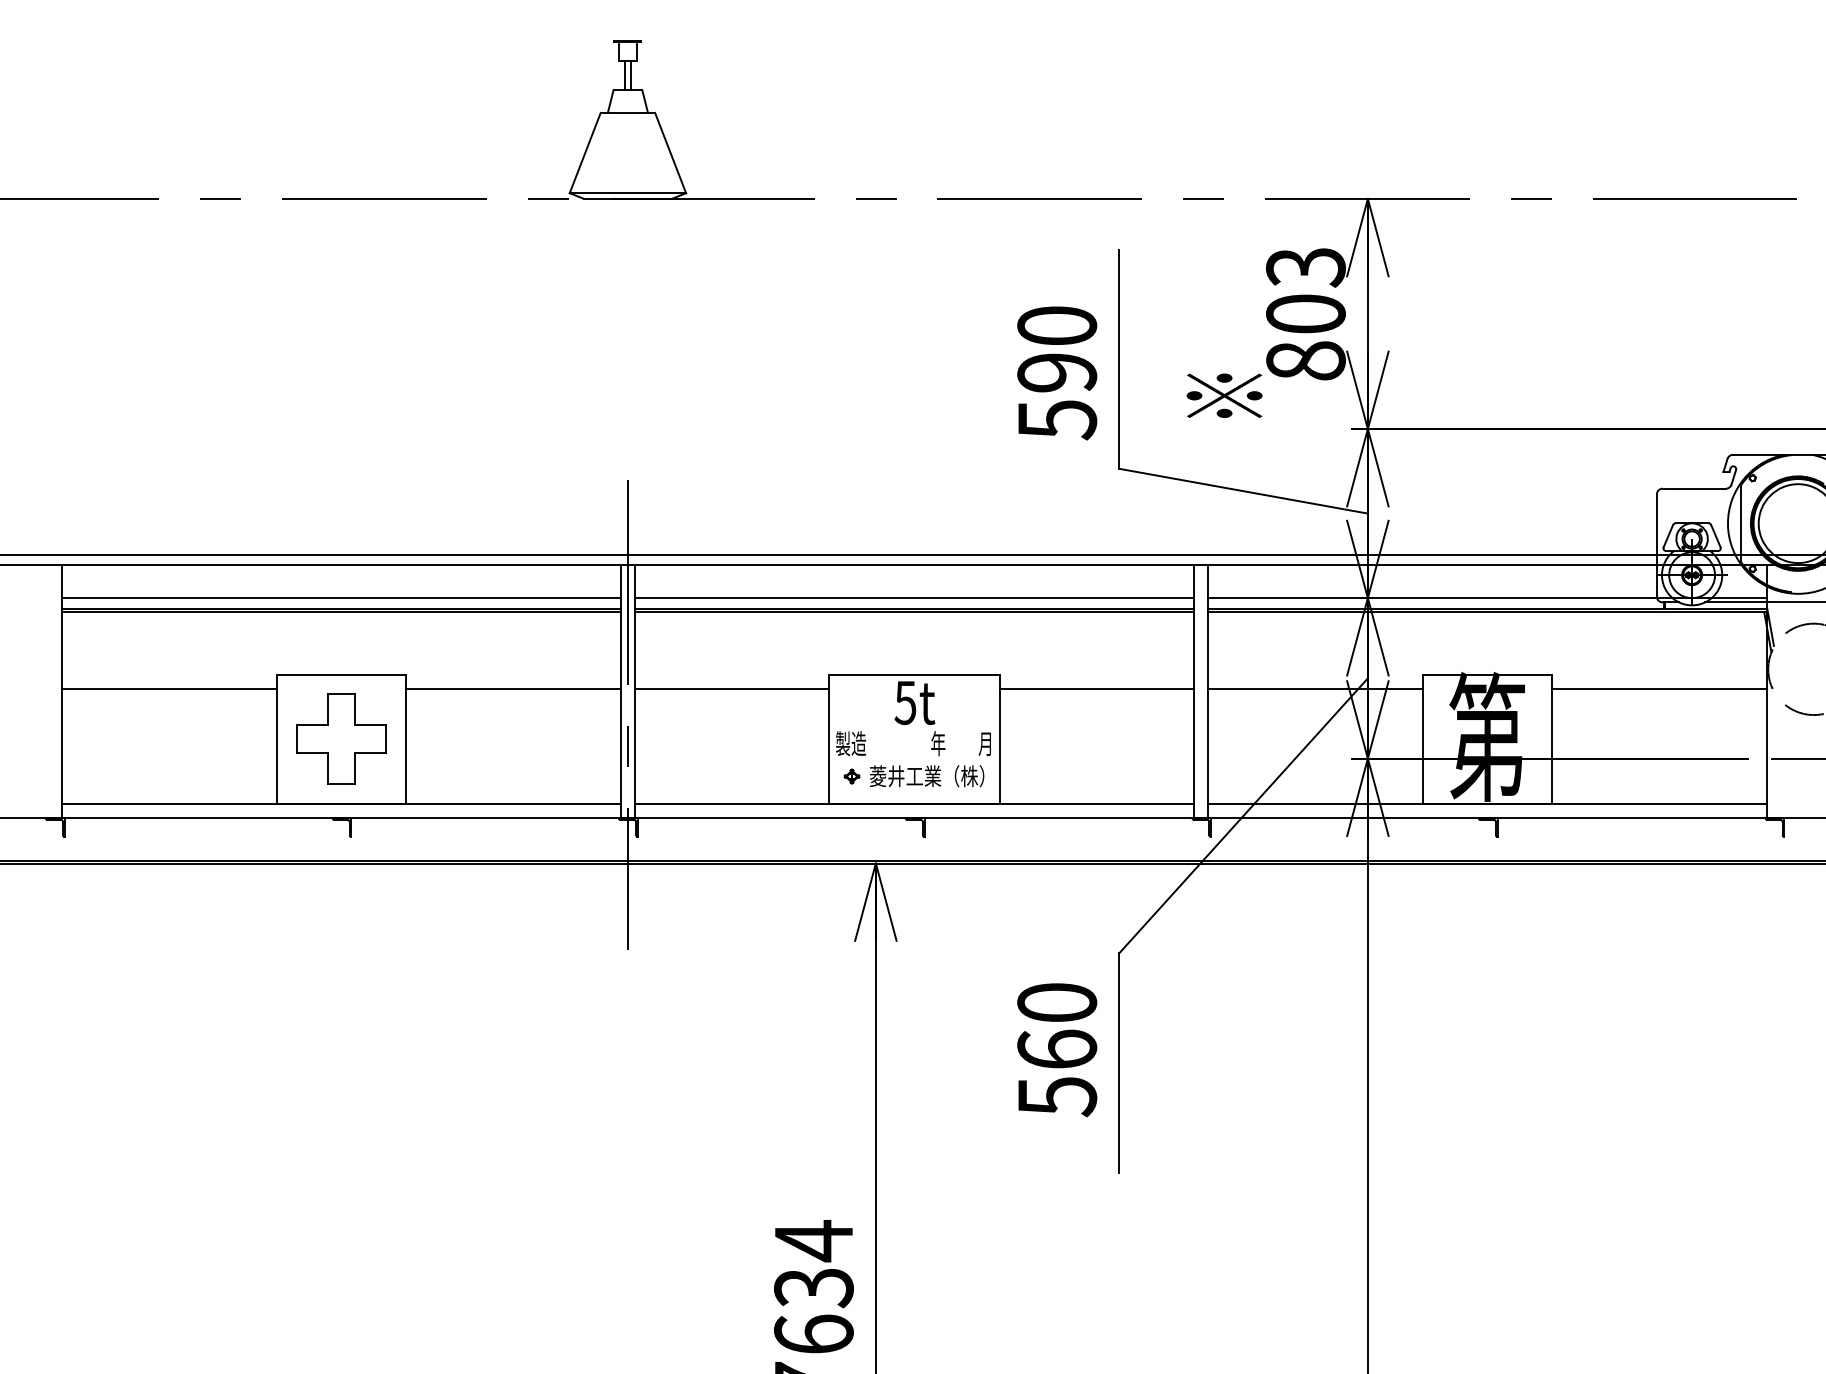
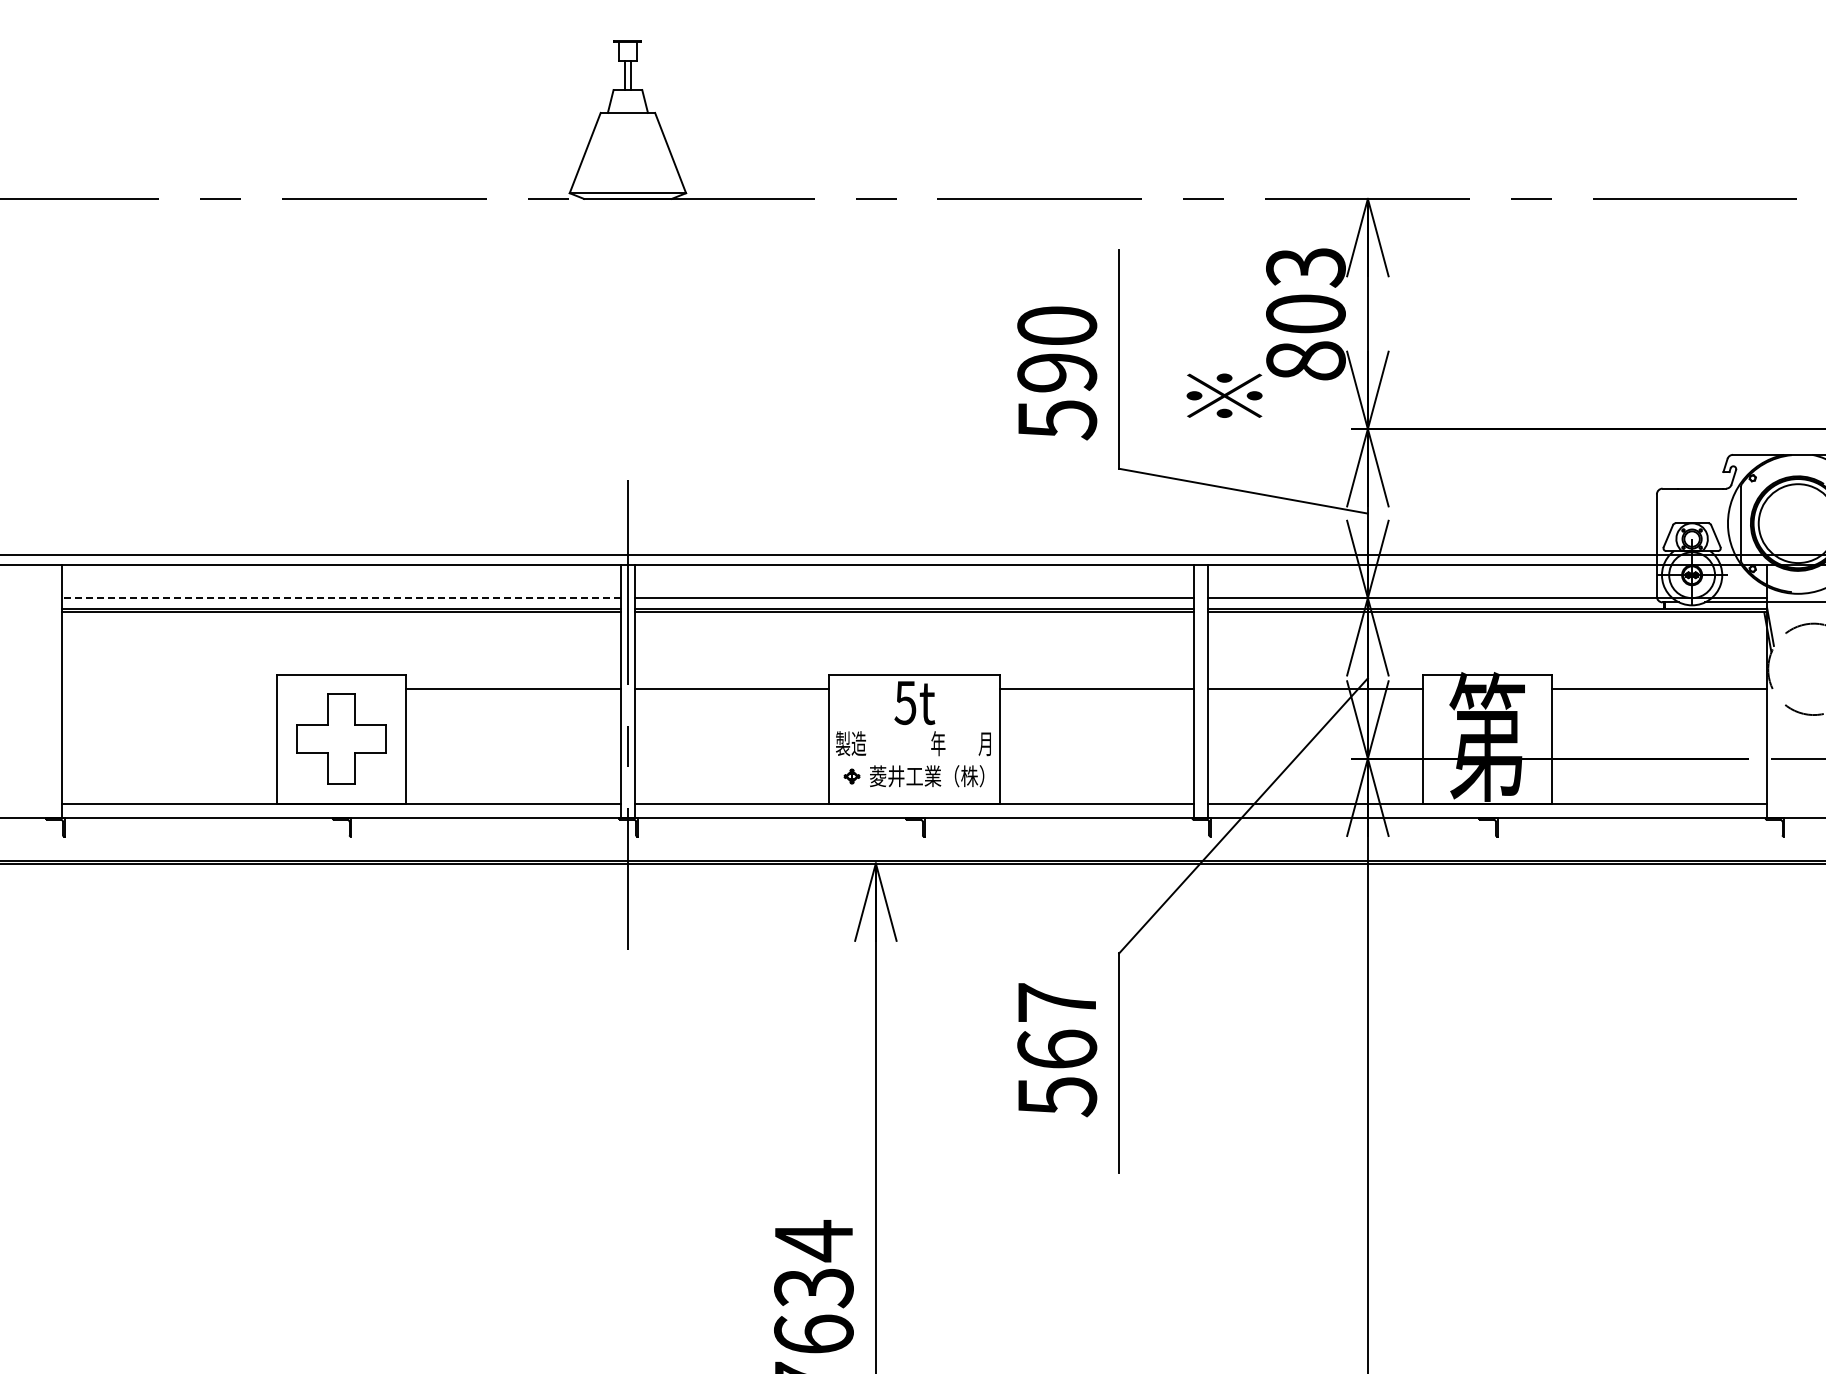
line: solid -> dashed (340, 598)
line: present -> none (168, 688)
text: 560 -> 567 (1057, 1002)
